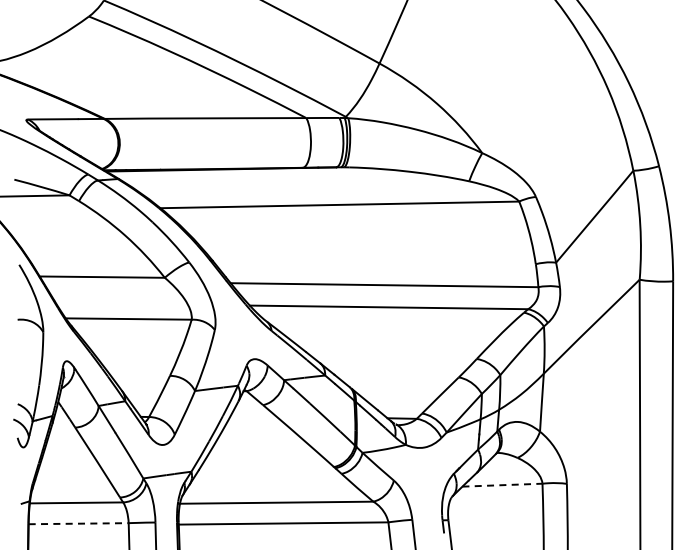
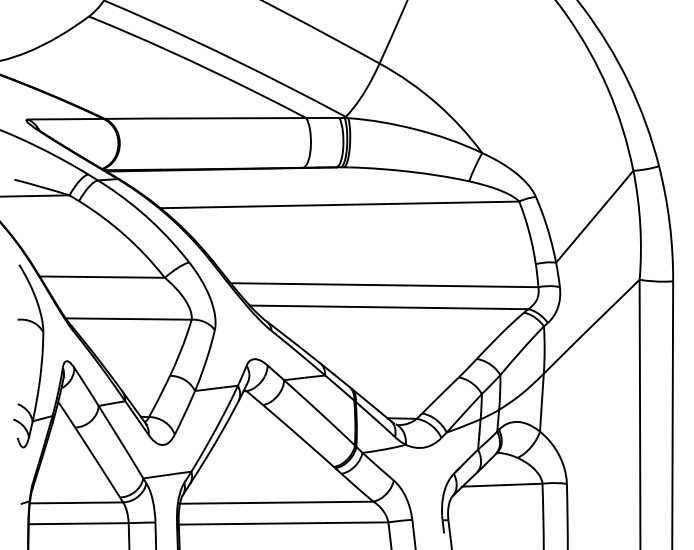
line: dashed -> solid (502, 485)
line: dashed -> solid (78, 523)
